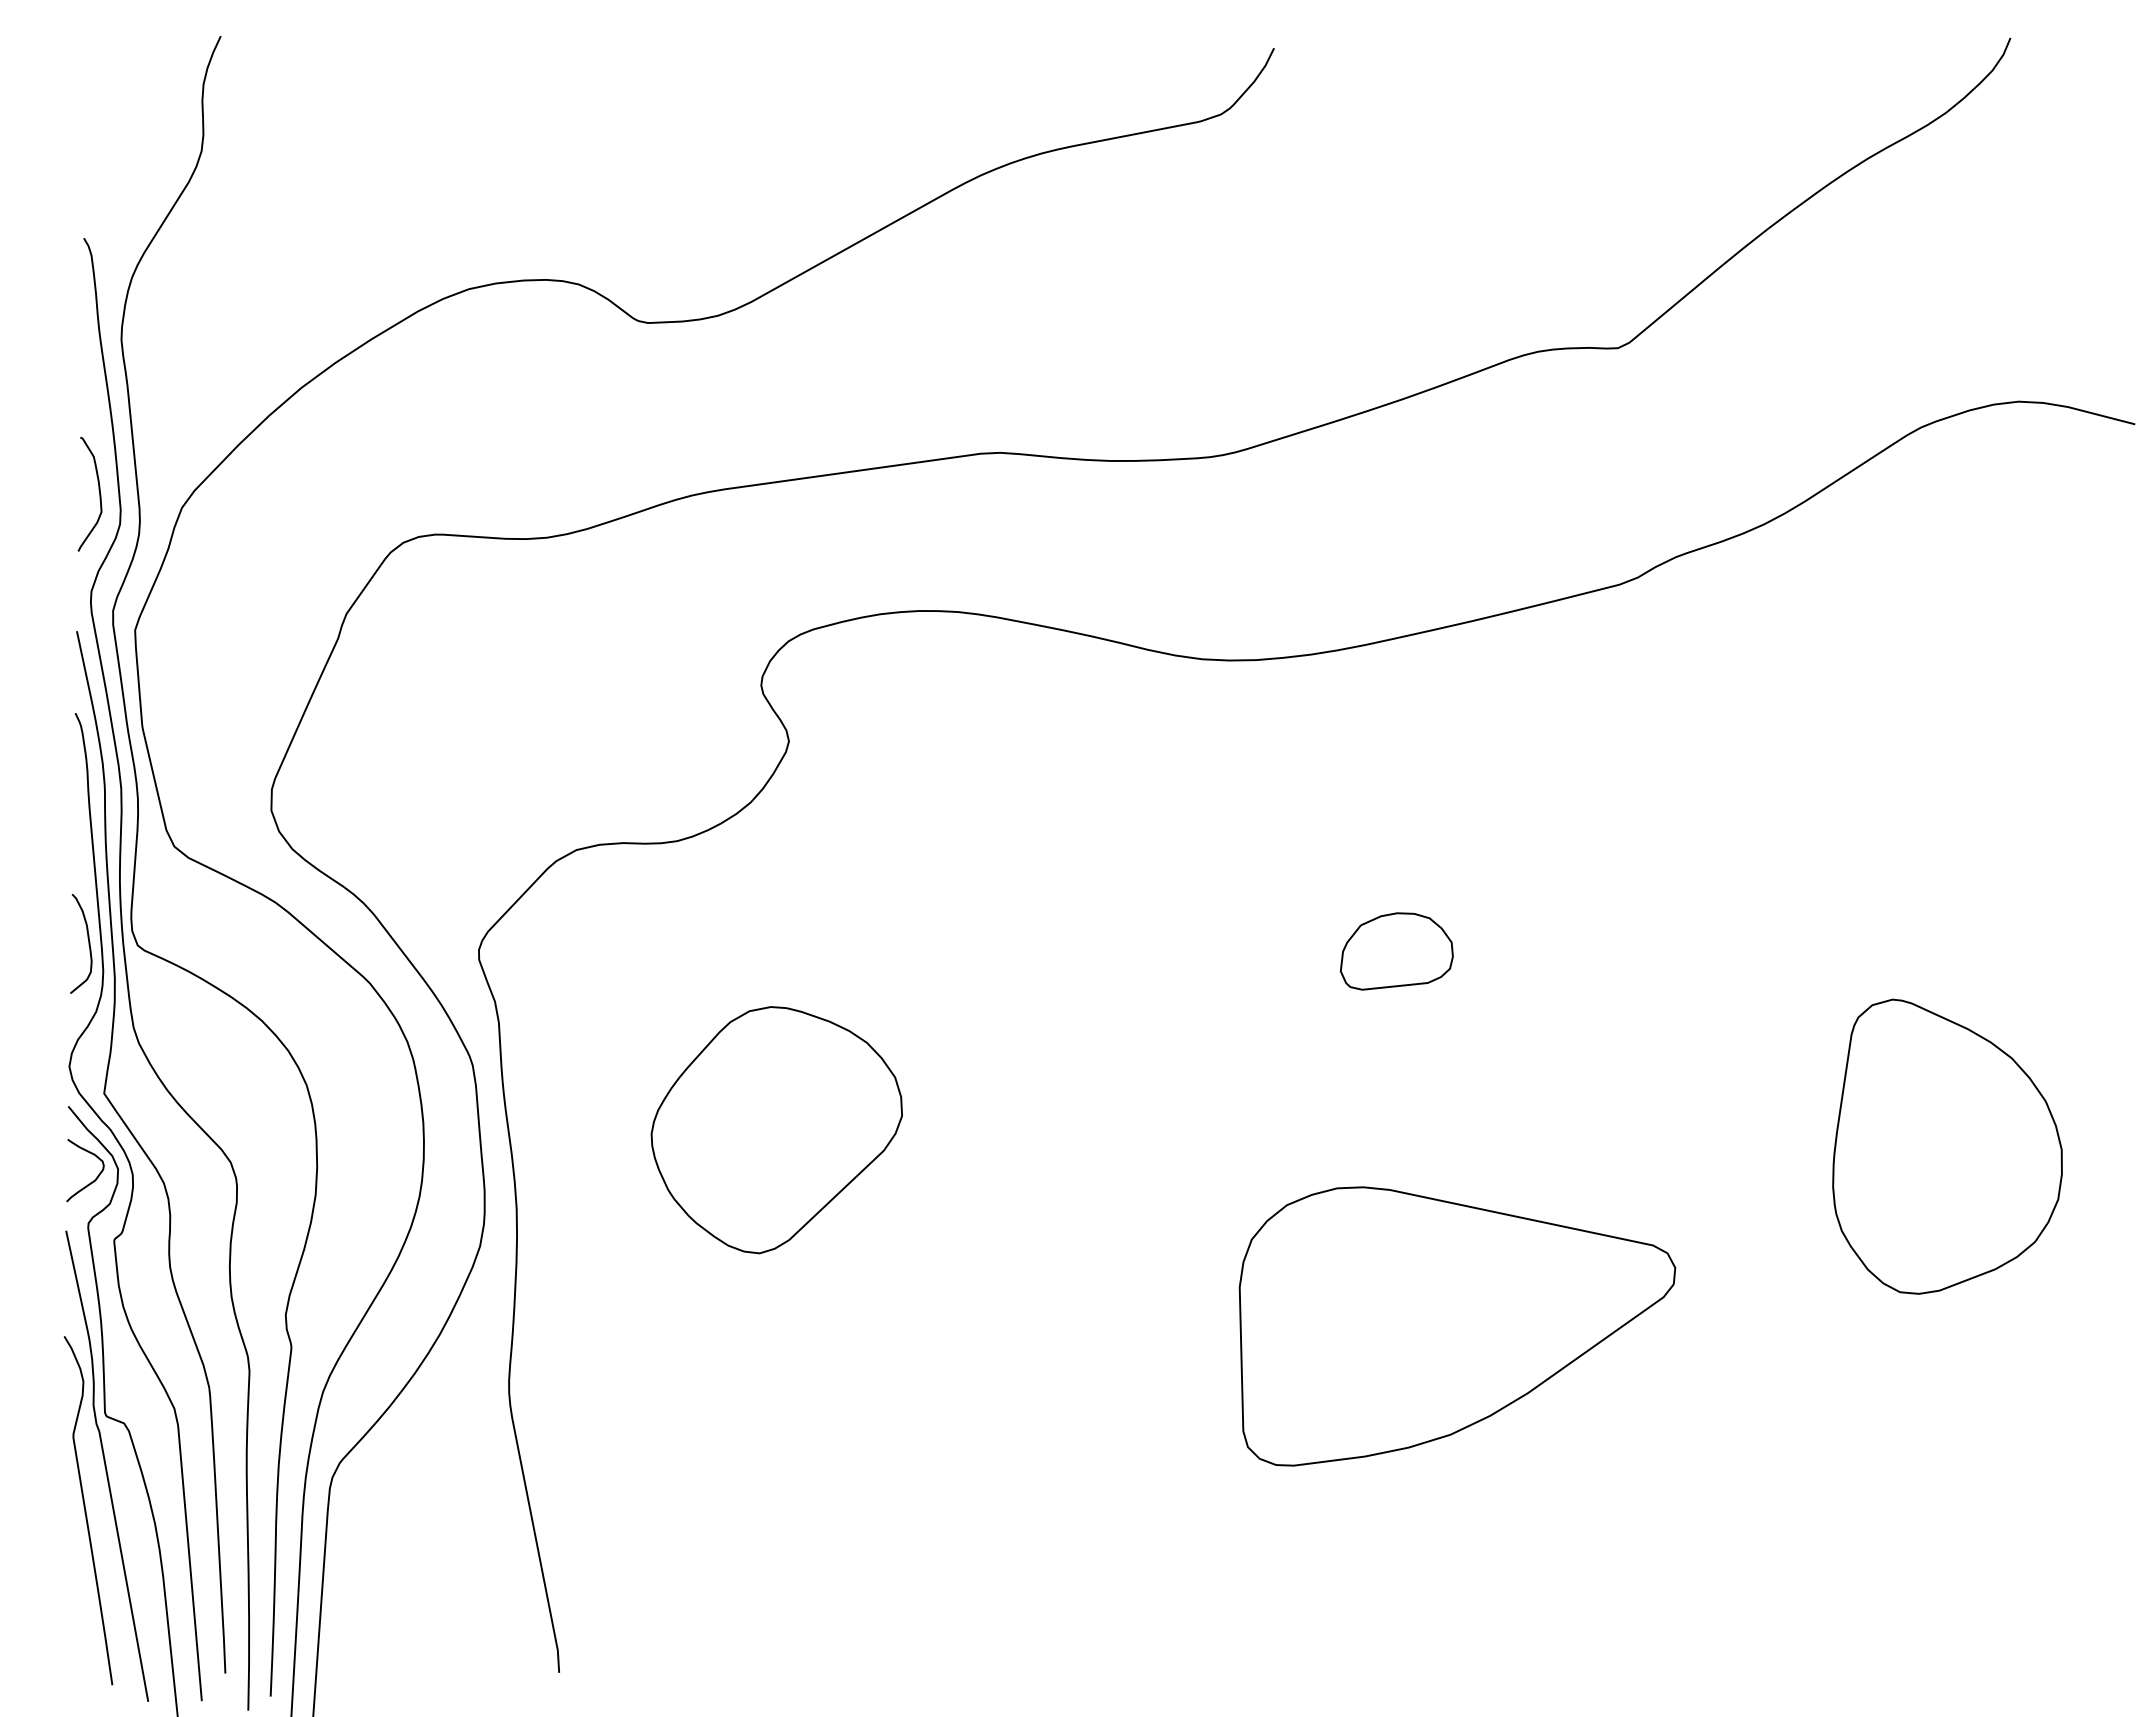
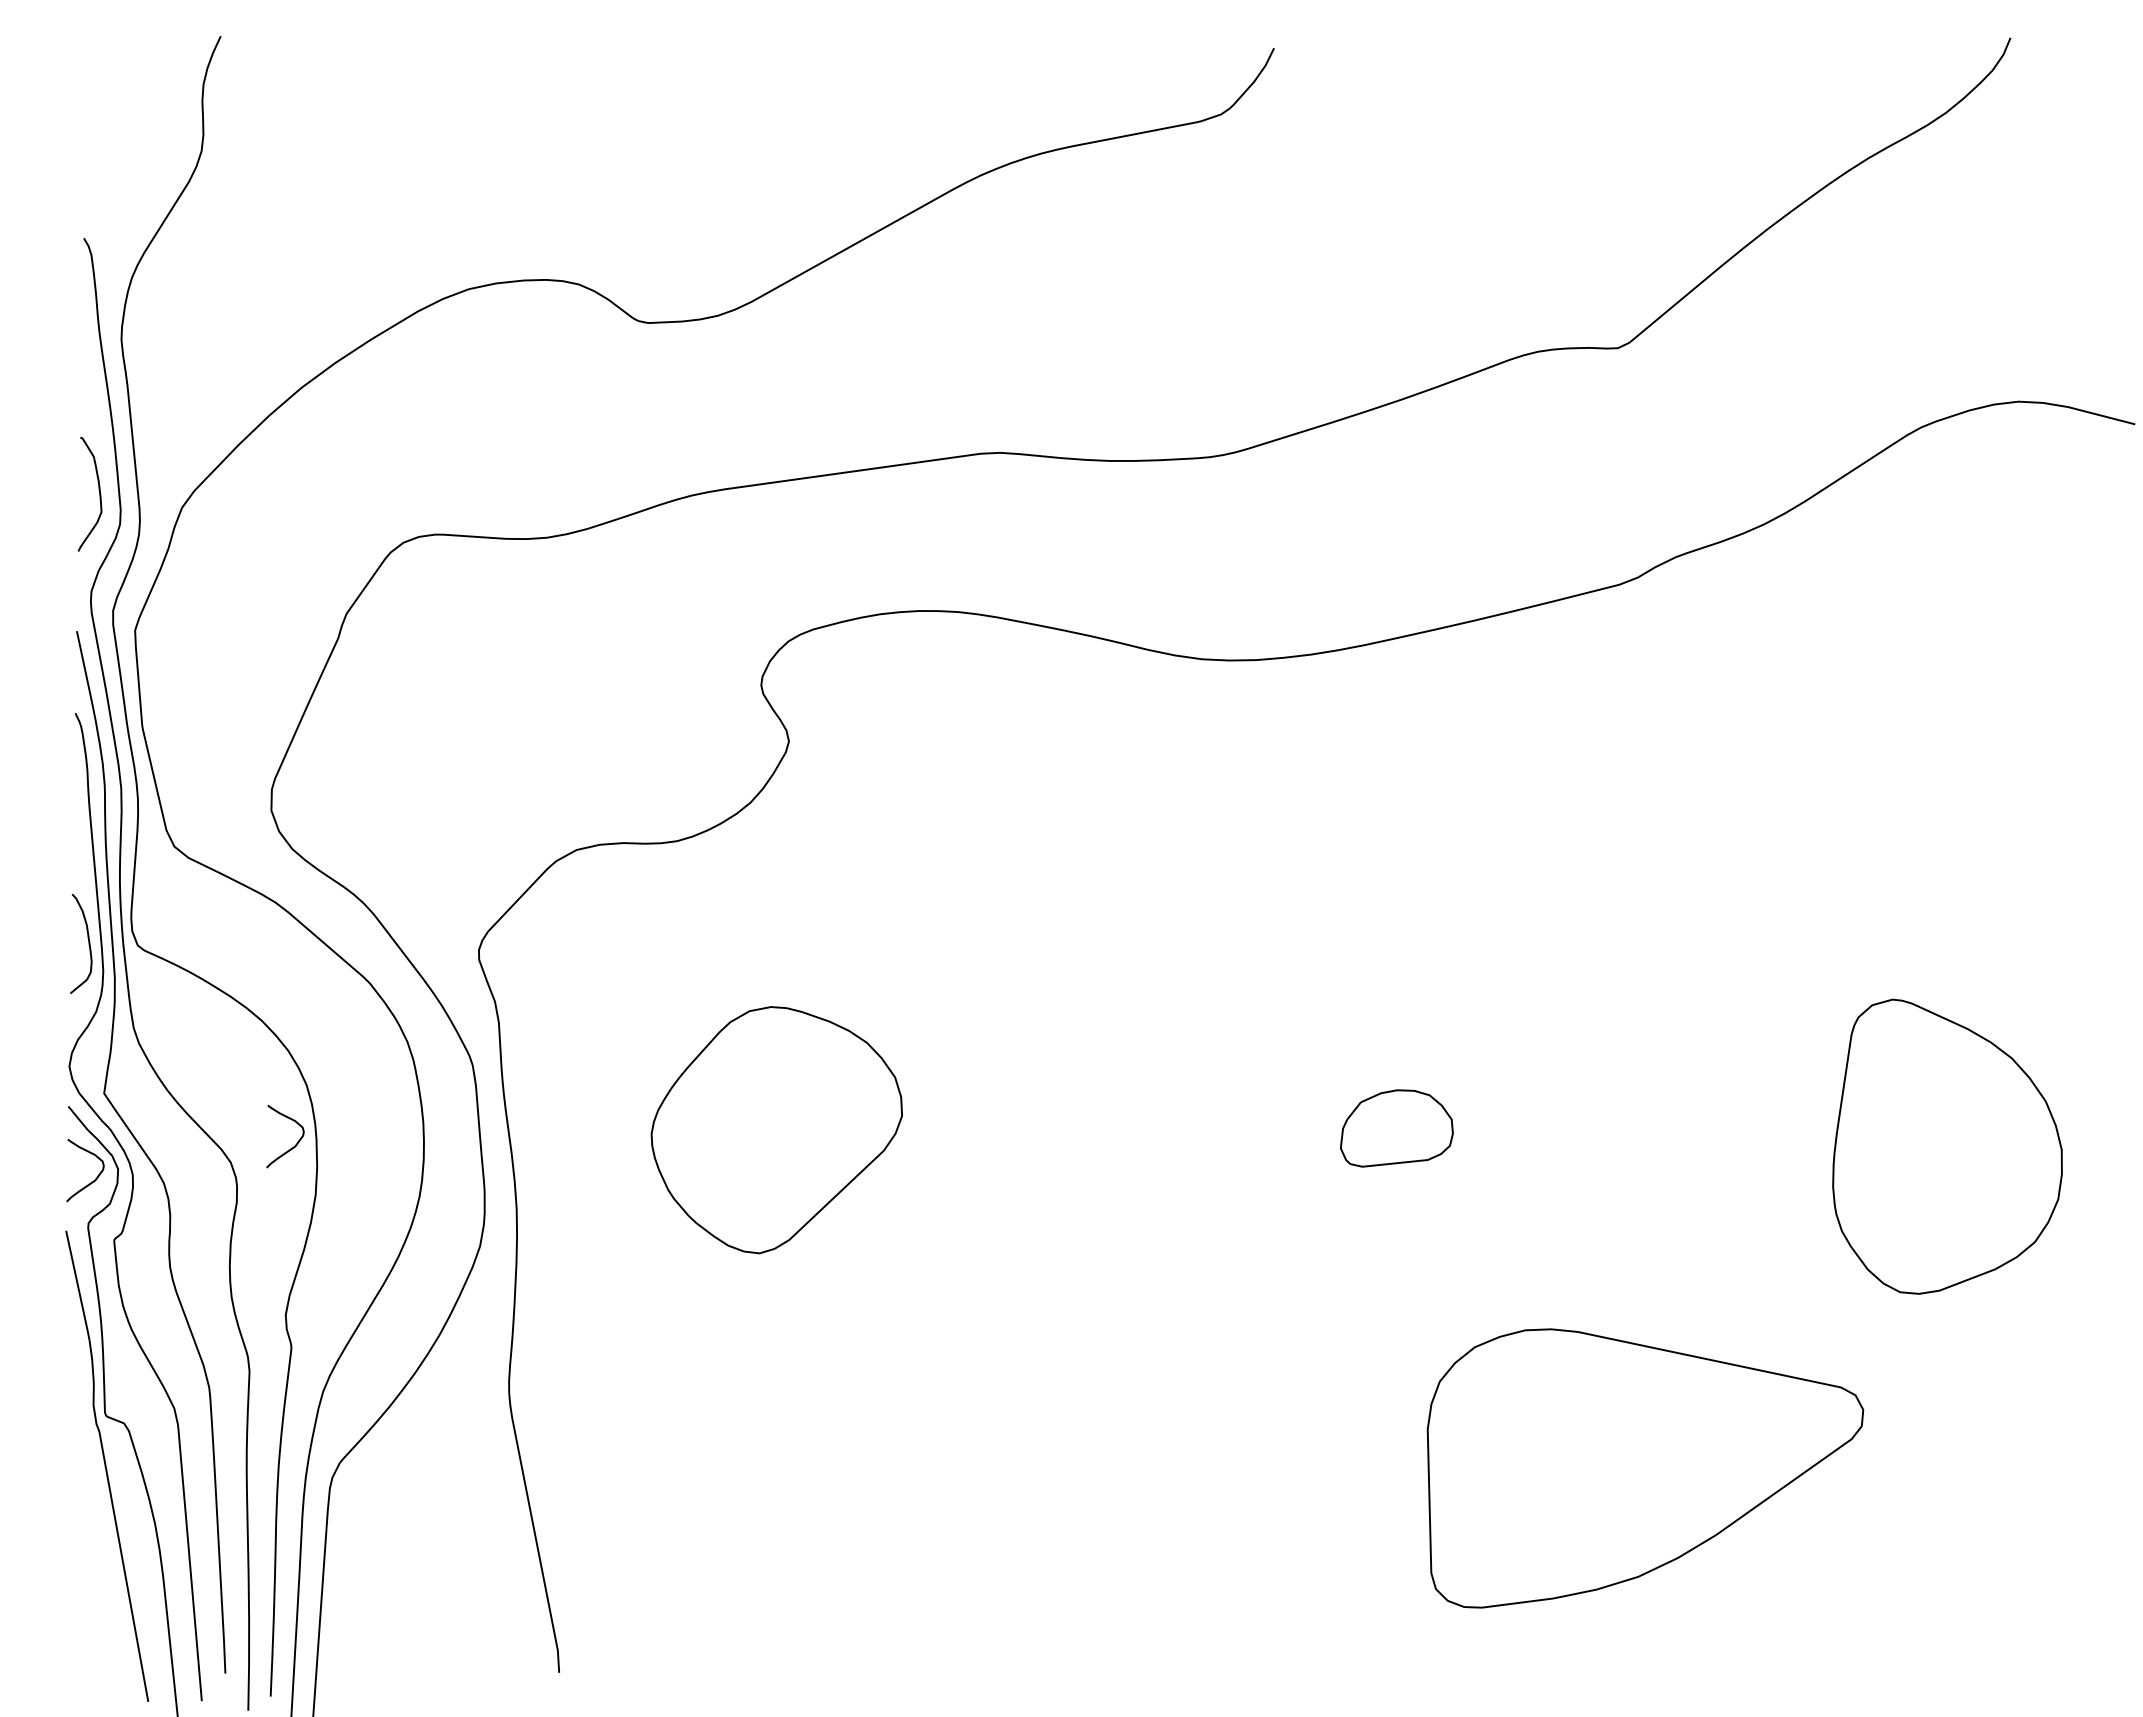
part position: (1396, 951) -> (1396, 1128) (1396, 1128)
curve: none -> present (291, 1147)
part position: (1457, 1326) -> (1645, 1468) (1645, 1468)
curve: present -> none (86, 1510)
